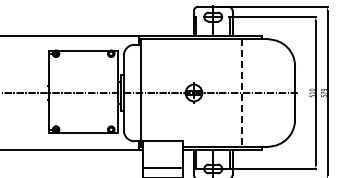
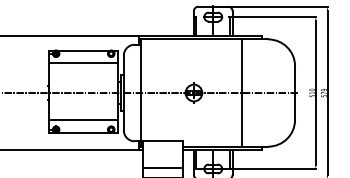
line: none -> present (83, 63)
line: dashed -> solid (241, 93)
line: none -> present (83, 120)
